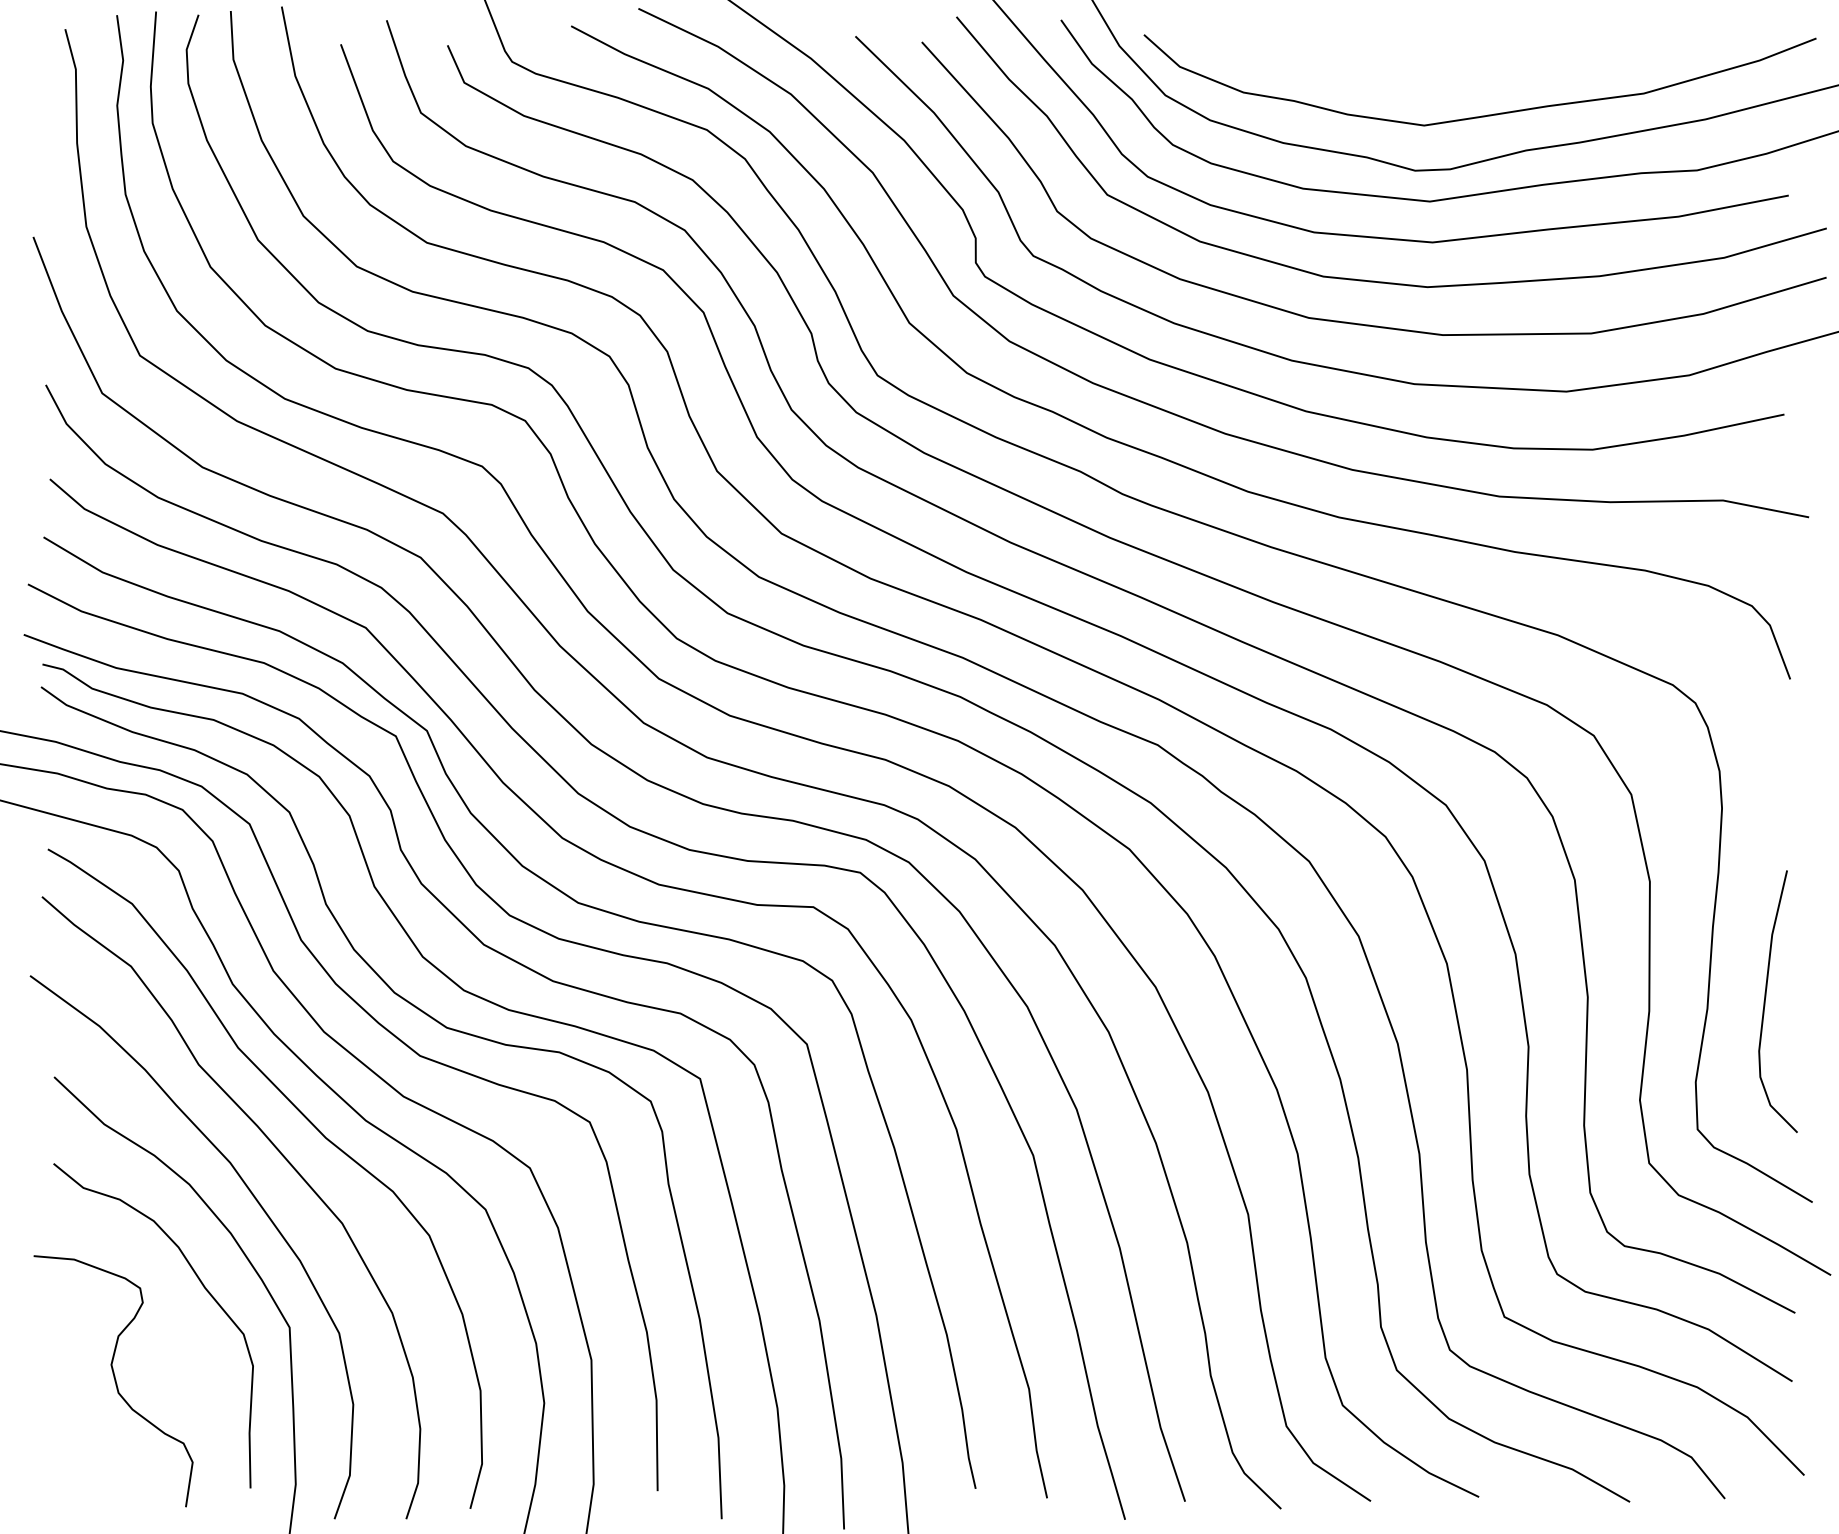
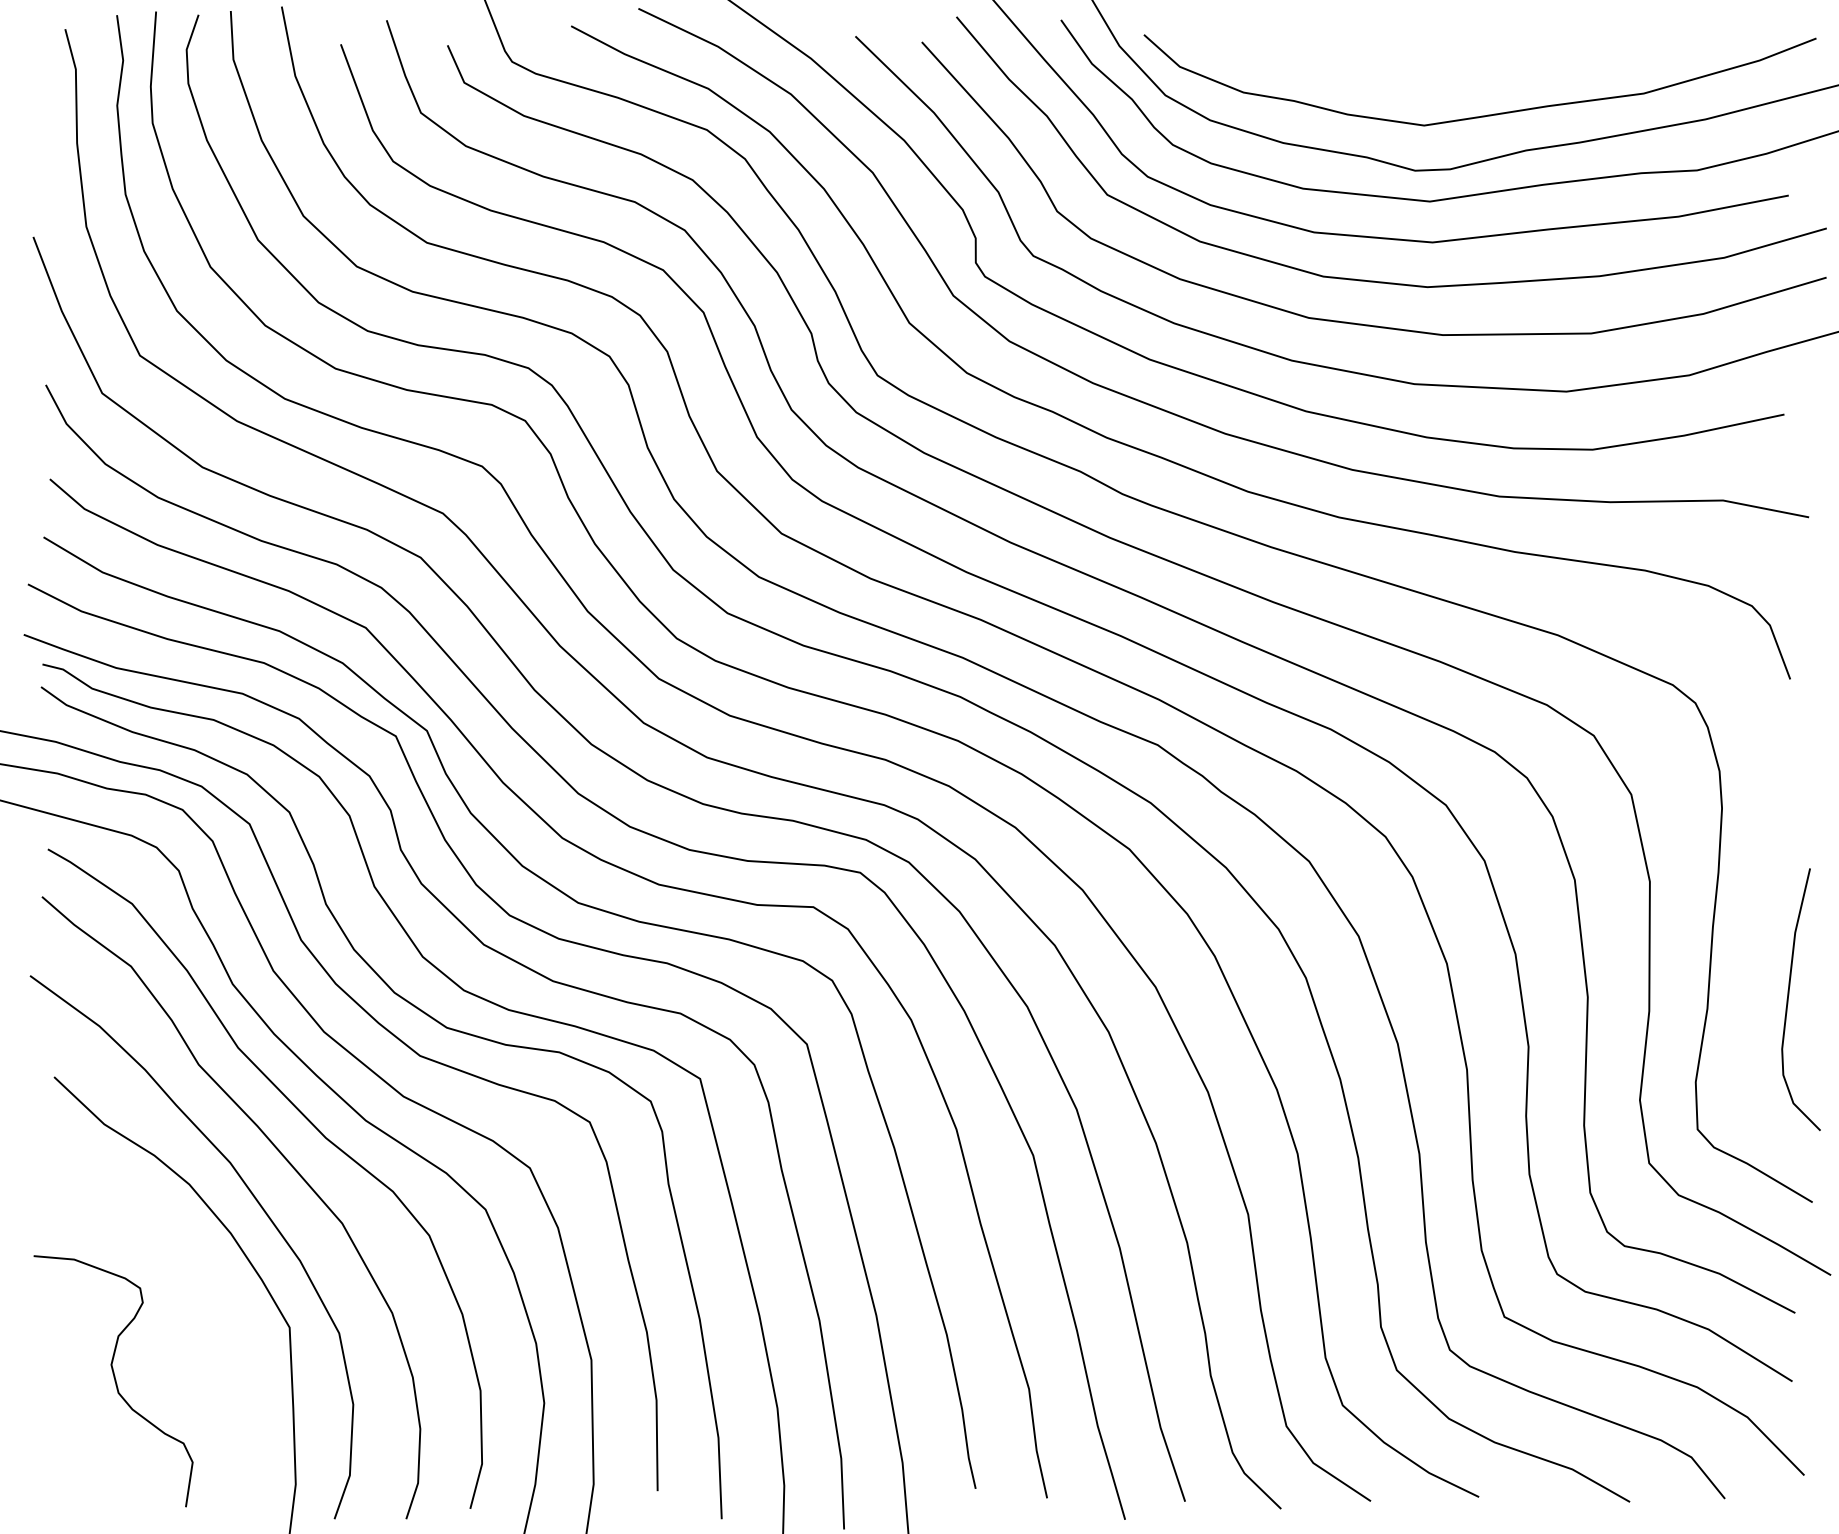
curve position: (1766, 997) -> (1789, 995) (1789, 995)
curve: present -> none (203, 1287)
